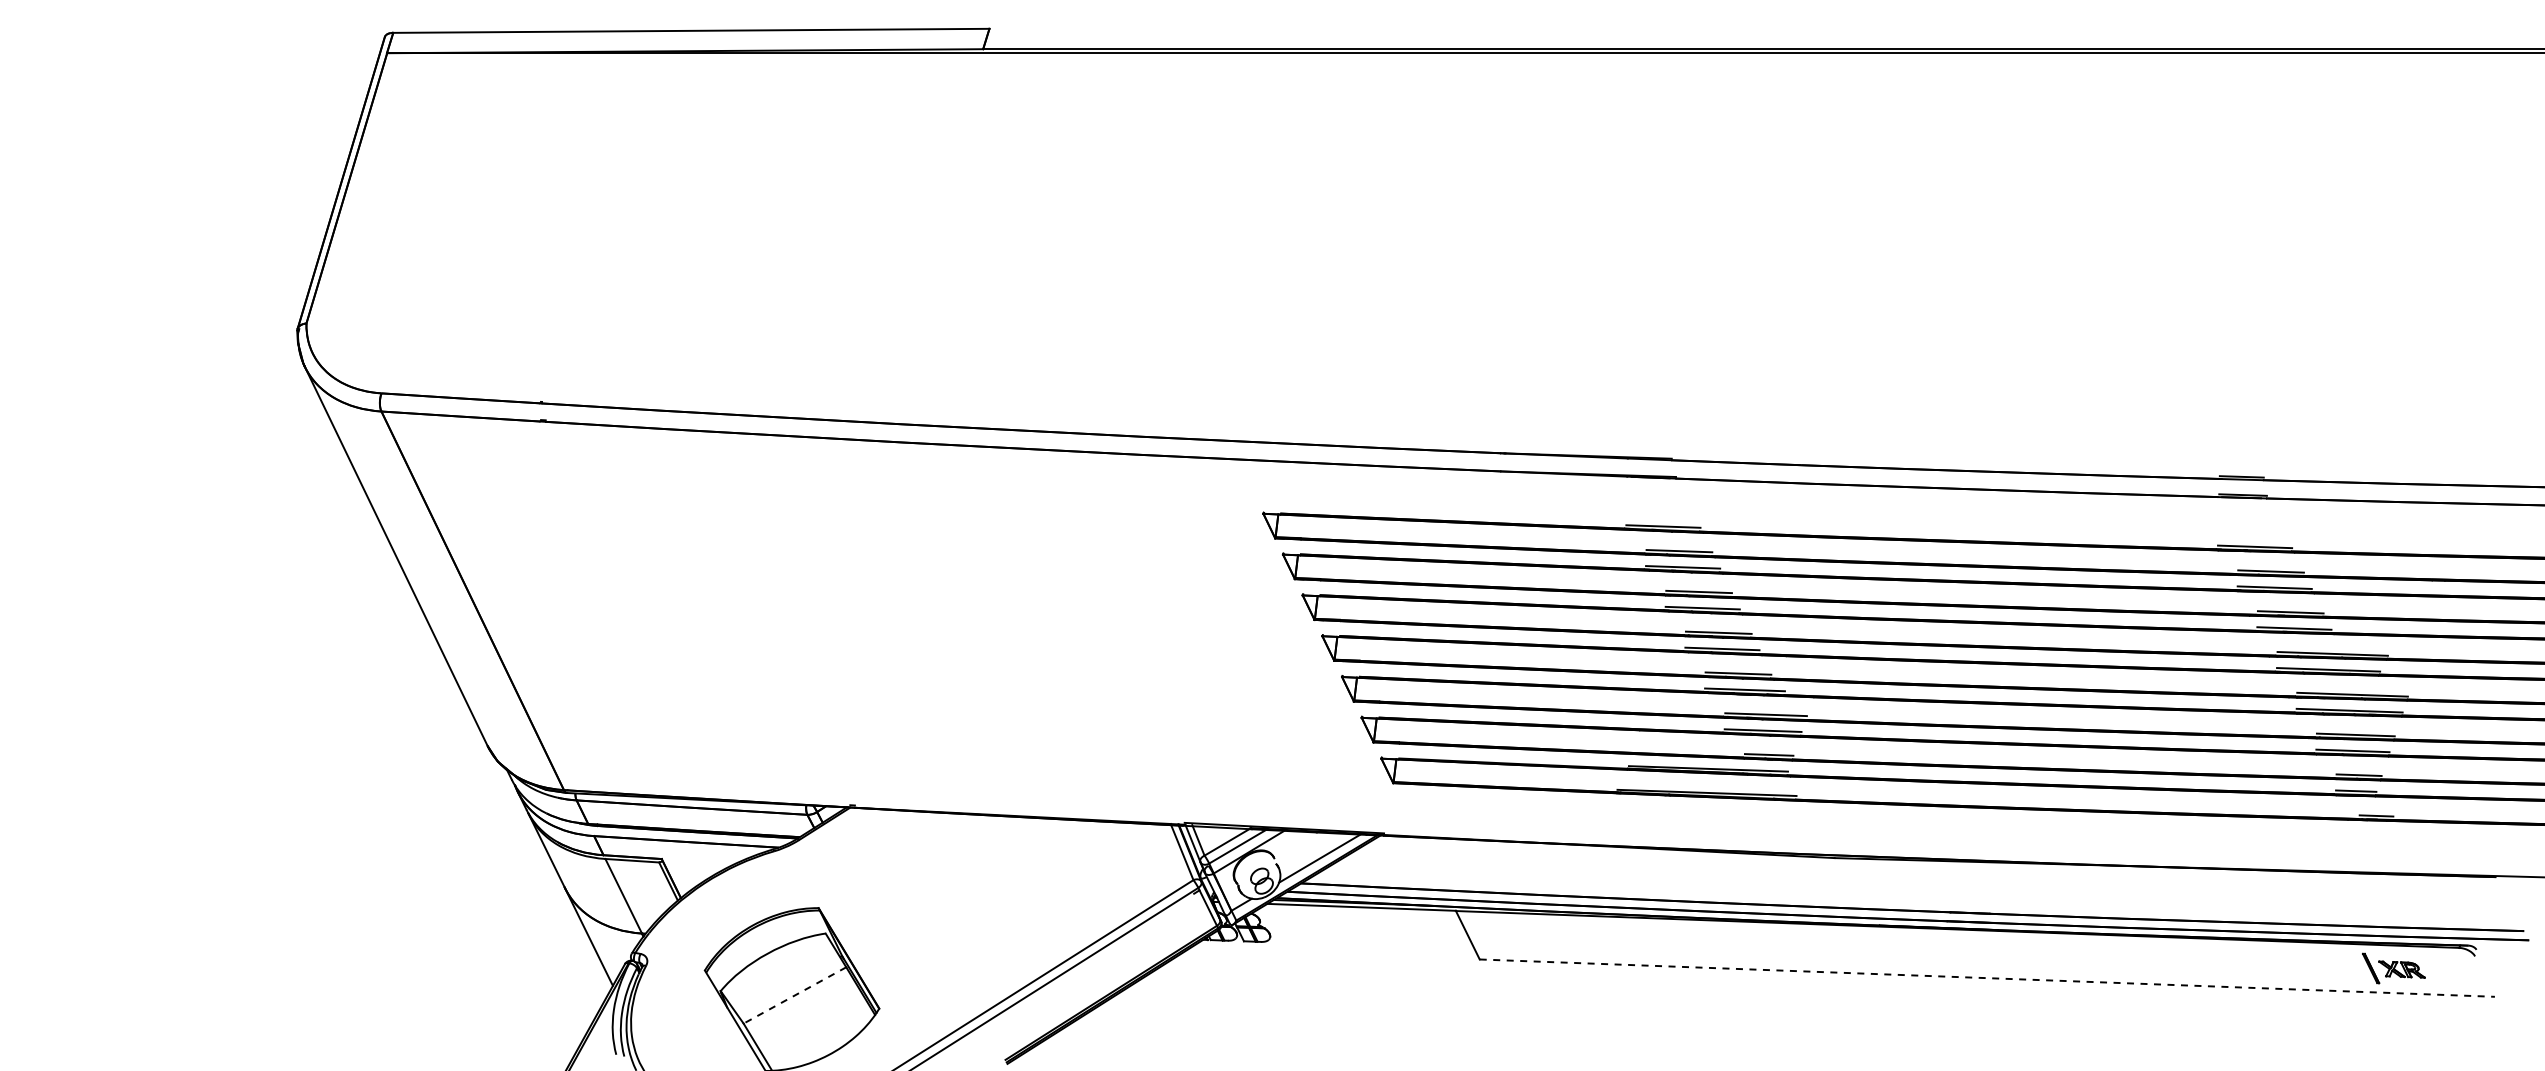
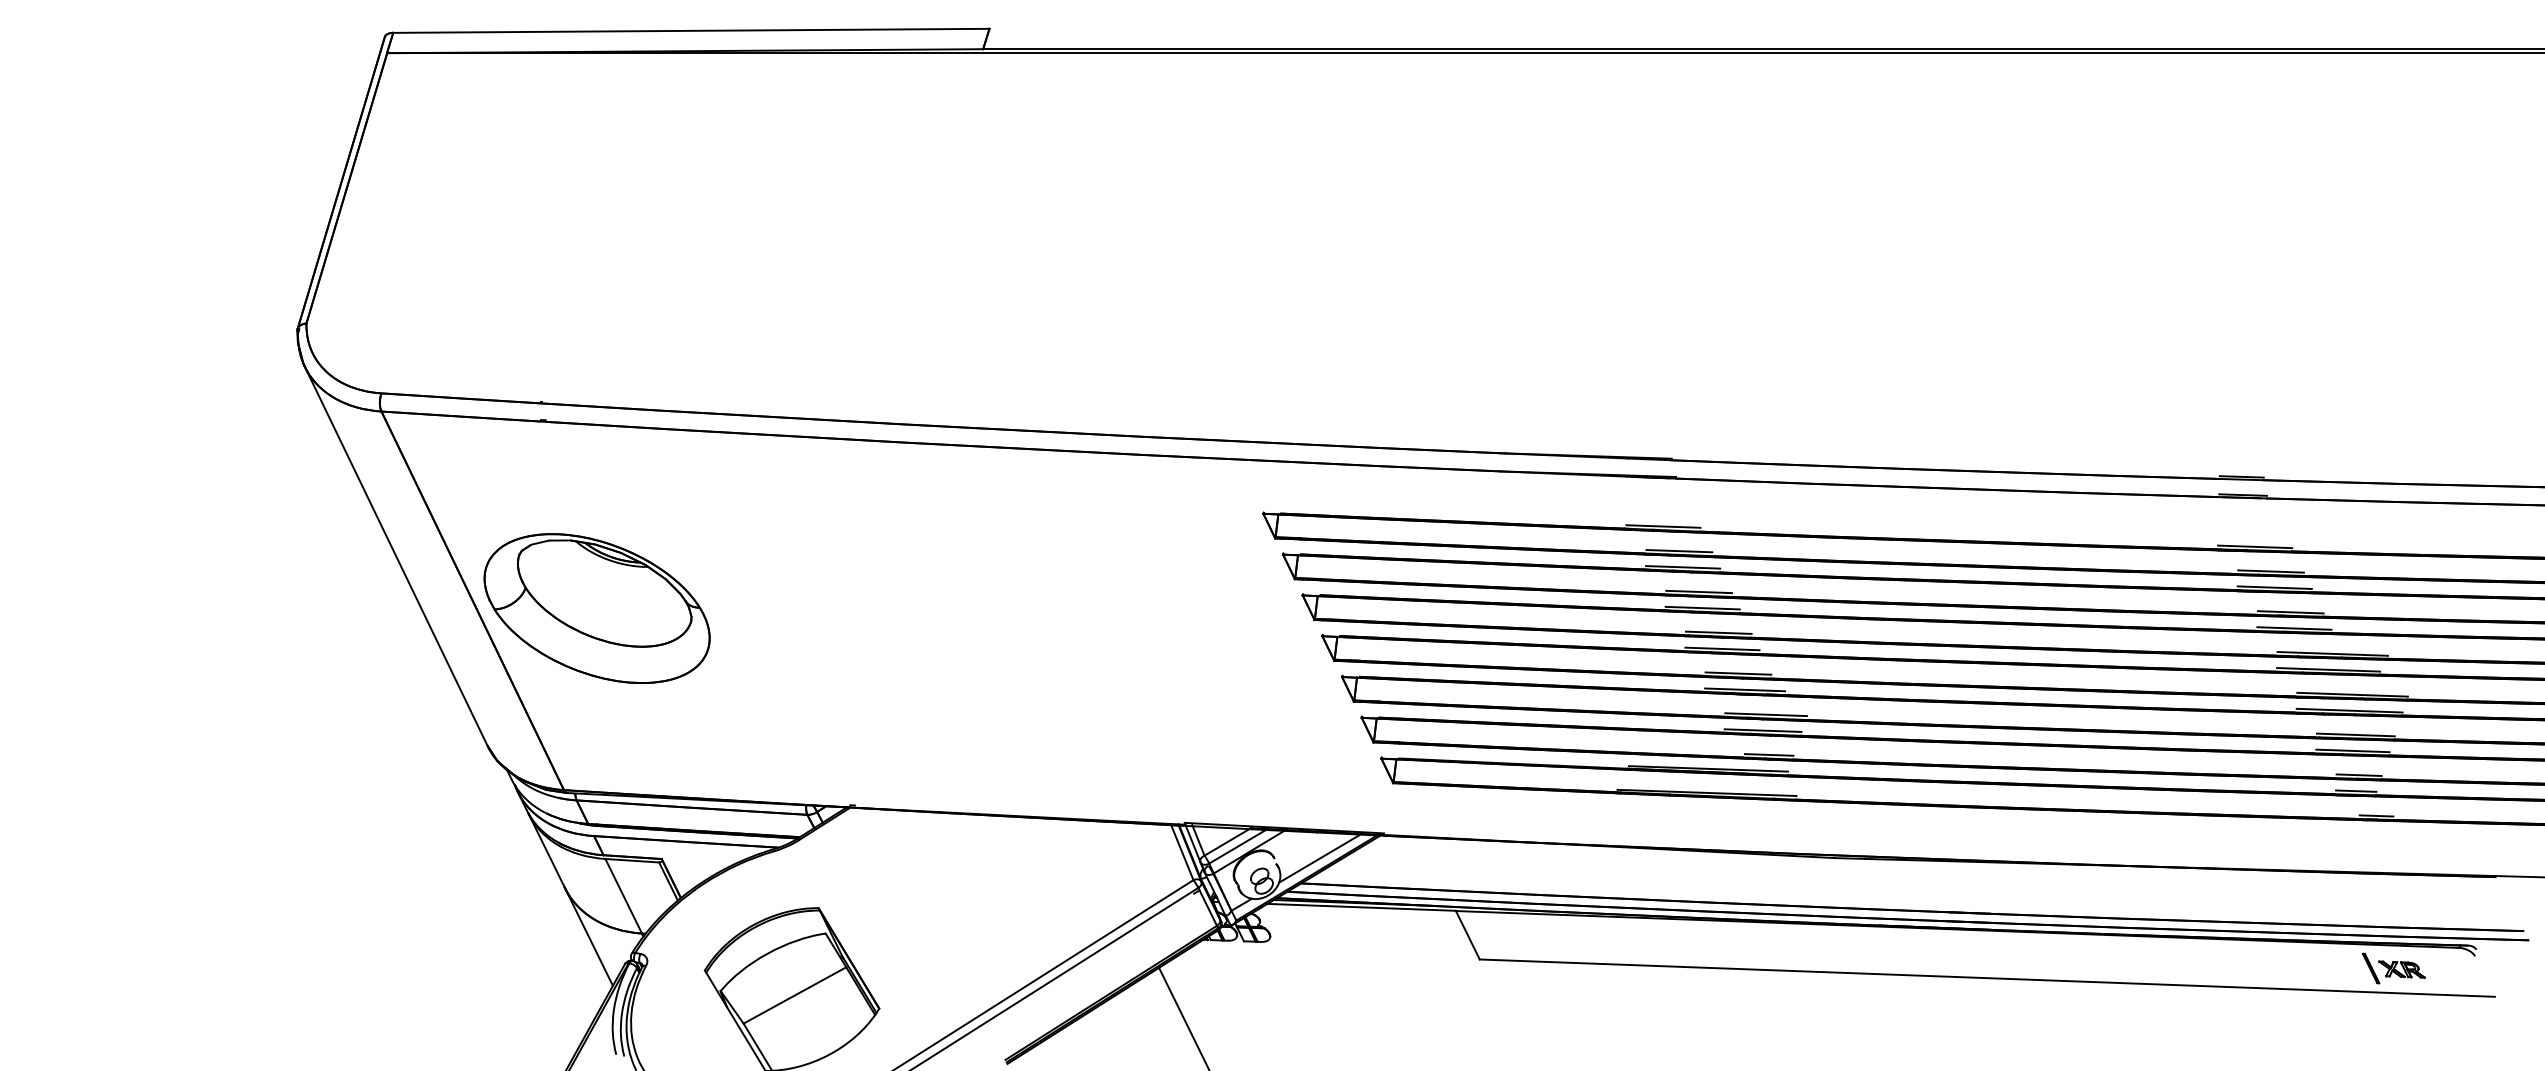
part: none -> present (596, 608)
line: dashed -> solid (1987, 978)
line: dashed -> solid (794, 995)
line: none -> present (1183, 1017)
